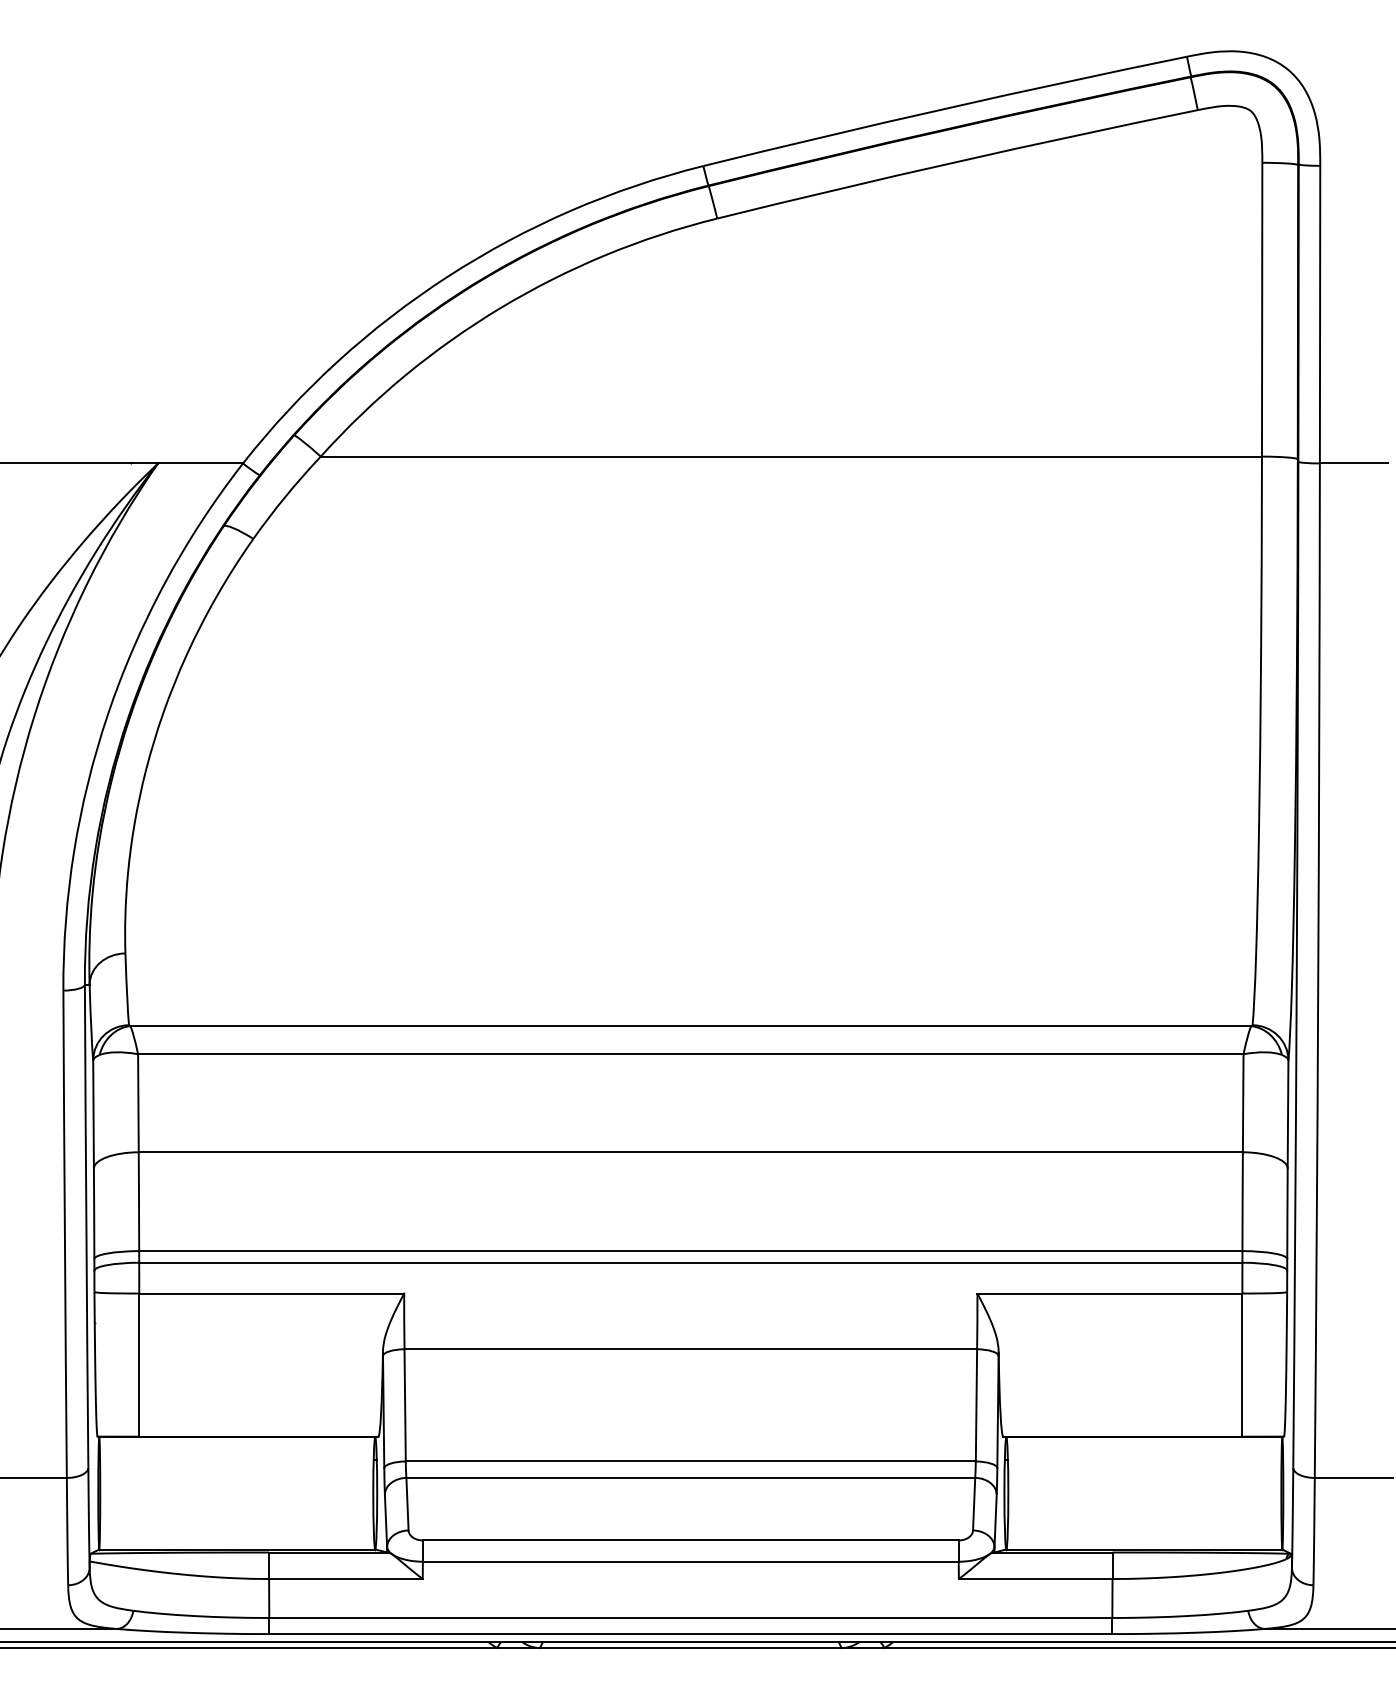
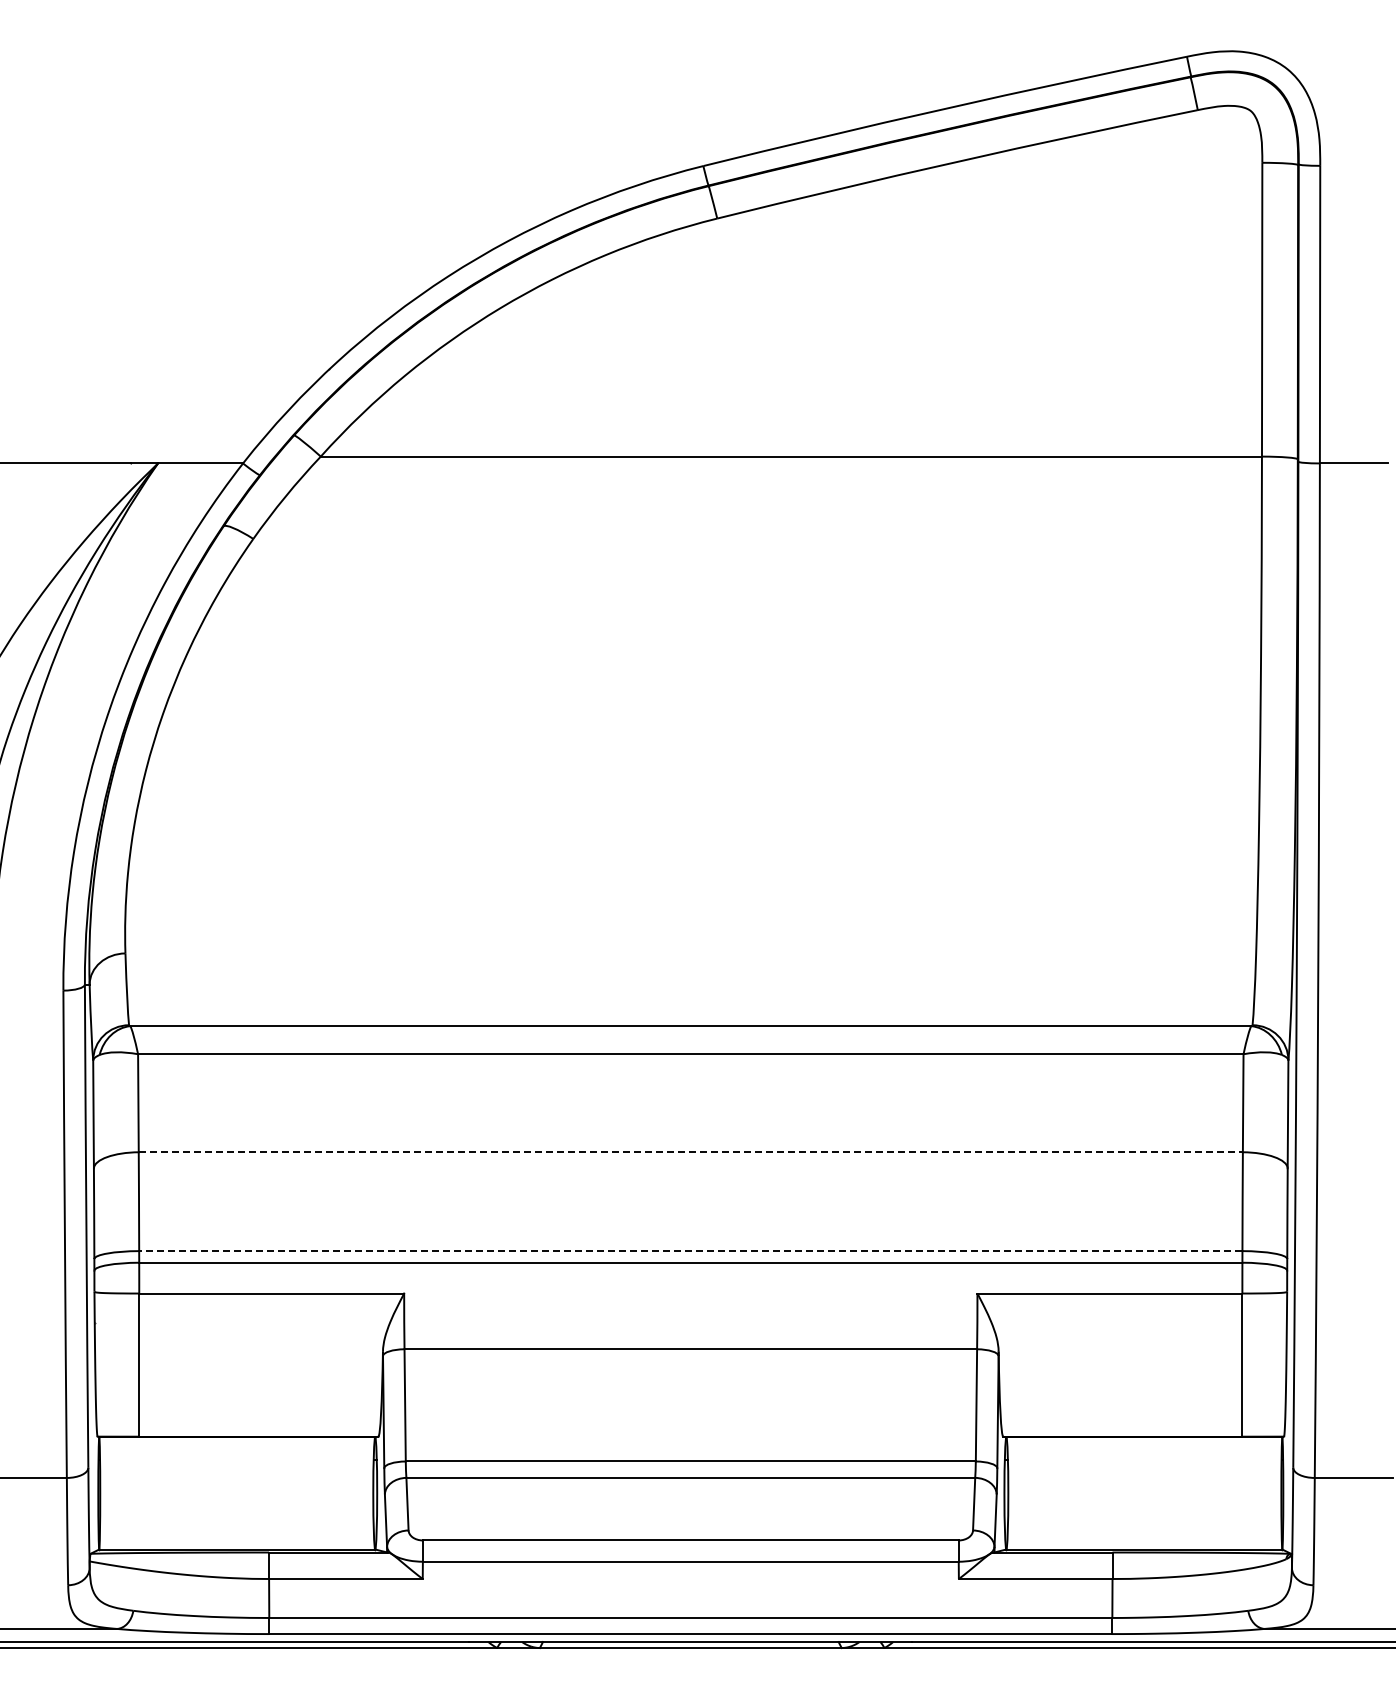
line: solid -> dashed (691, 1152)
line: solid -> dashed (690, 1251)
